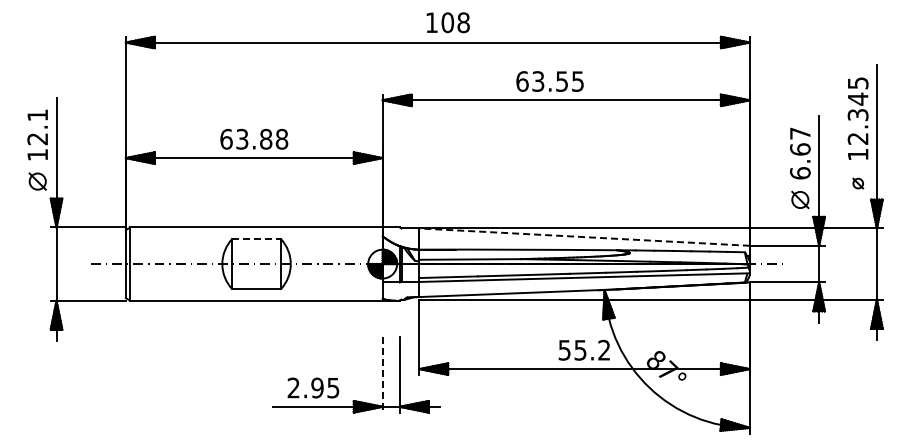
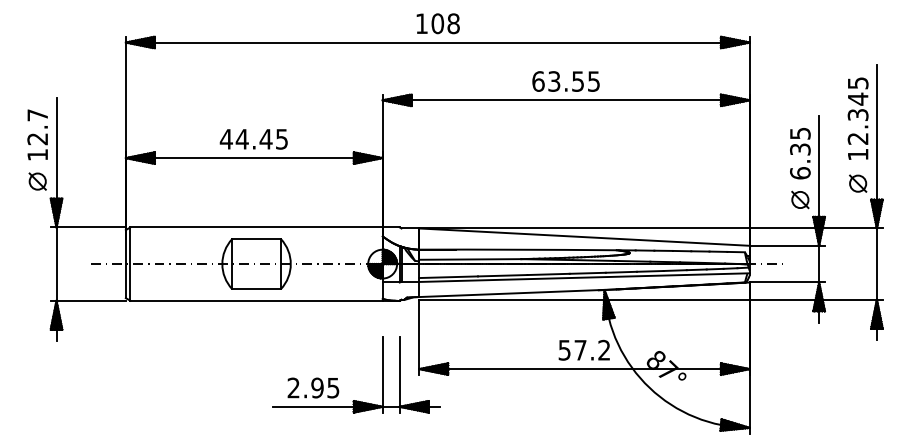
text position: (447, 22) -> (437, 23) (437, 23)
text position: (549, 81) -> (565, 81) (565, 81)
text: 12.1 -> 12.7 (37, 115)
text: 63.88 -> 44.45 (253, 138)
text: 6.67 -> 6.35 (800, 141)
part size: 13x13 px -> 19x19 px (858, 183)
line: dashed -> solid (584, 237)
line: dashed -> solid (257, 238)
text: 55.2 -> 57.2 (580, 350)
line: dashed -> solid (382, 375)
